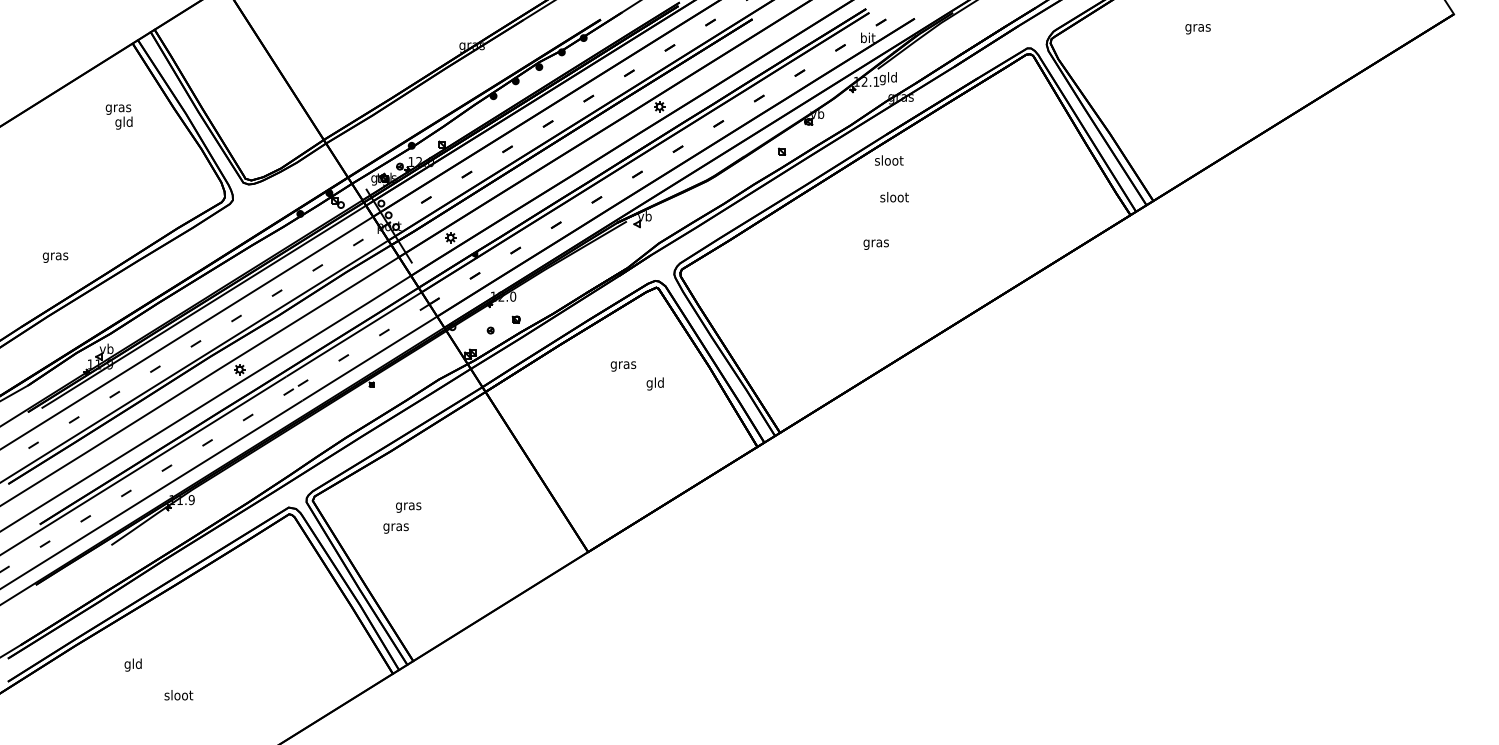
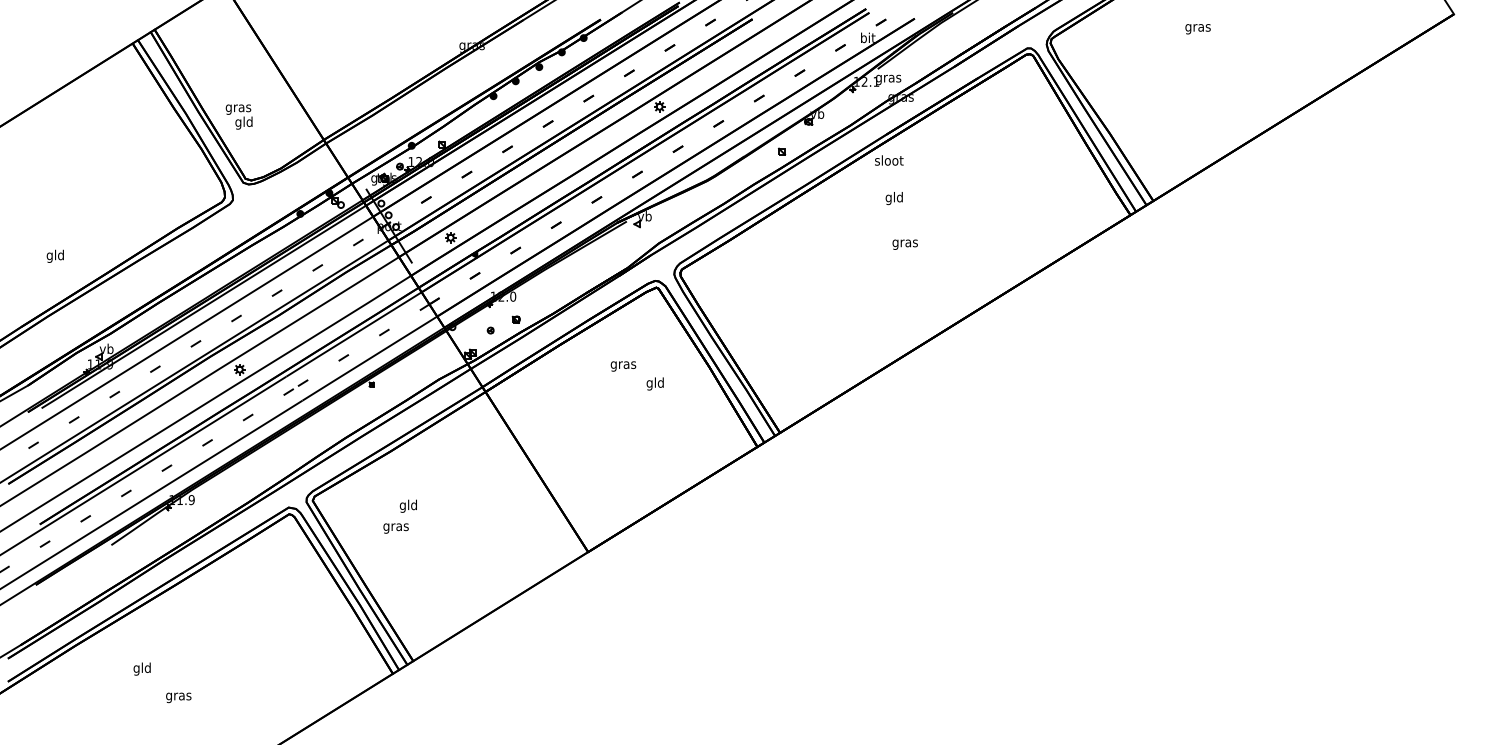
text: gld -> gras (888, 78)
text position: (118, 116) -> (238, 116) (238, 116)
text: sloot -> gld (894, 198)
text position: (875, 244) -> (904, 244) (904, 244)
text: gras -> gld (55, 255)
text: gras -> gld (408, 505)
text position: (132, 664) -> (141, 668) (141, 668)
text: sloot -> gras (178, 696)
